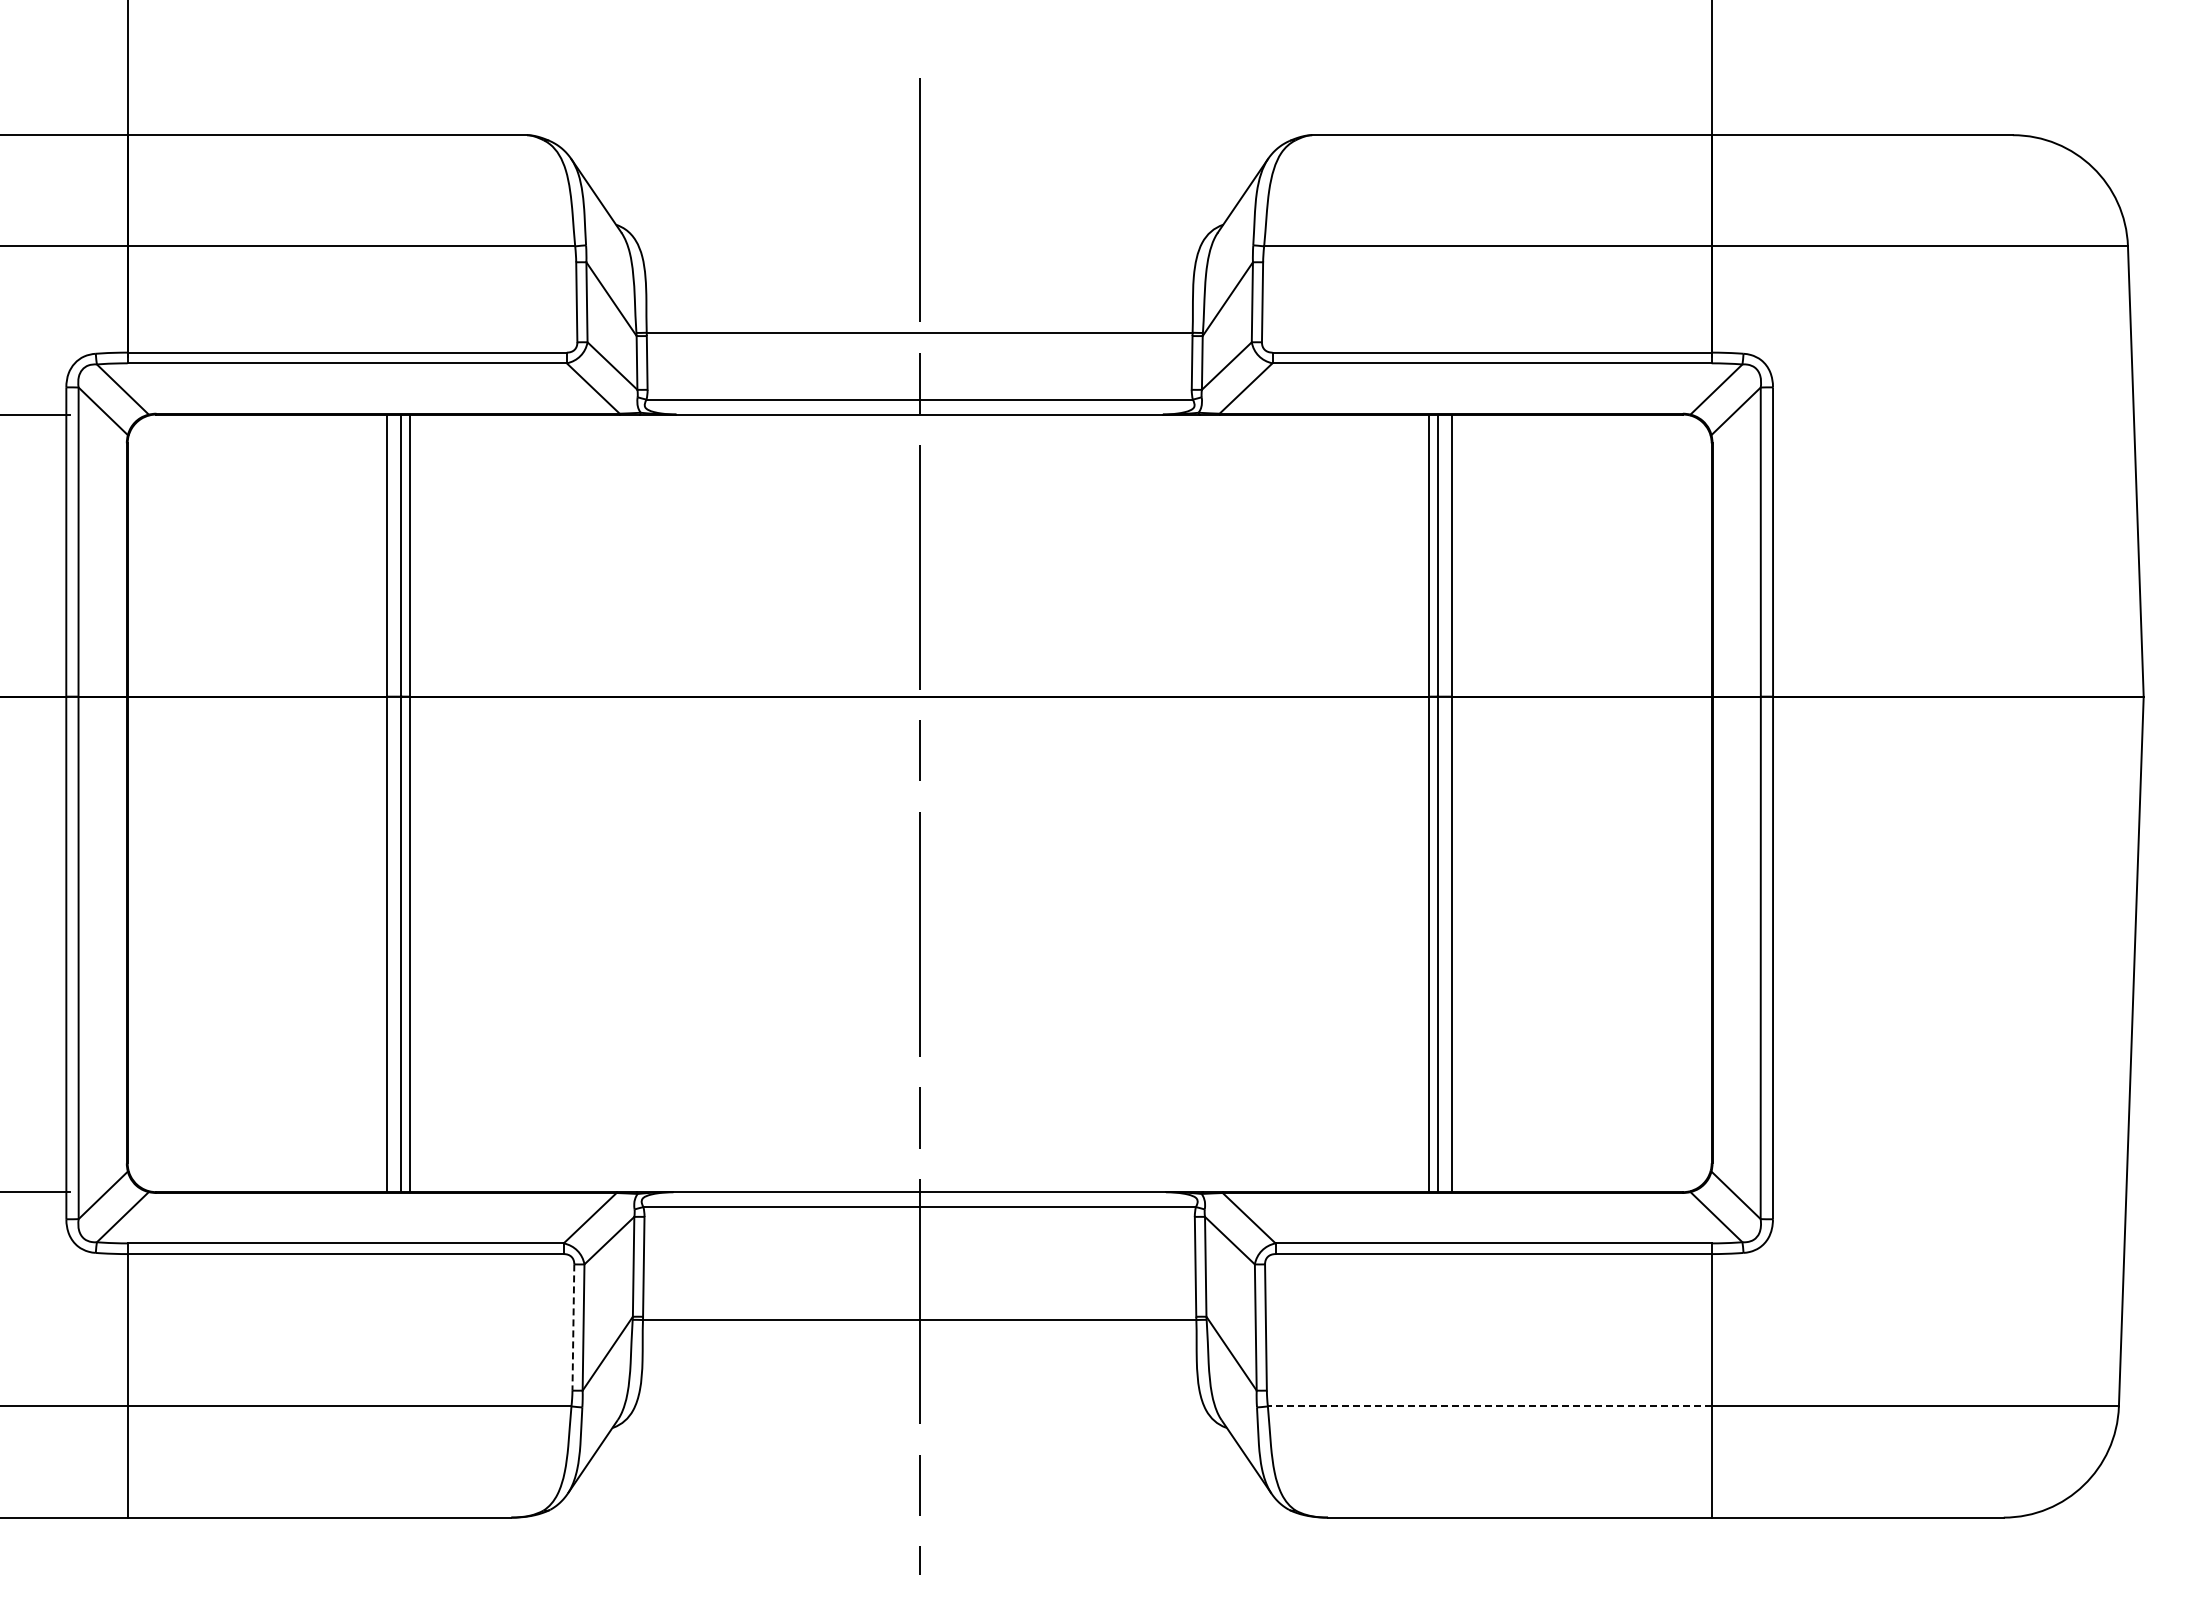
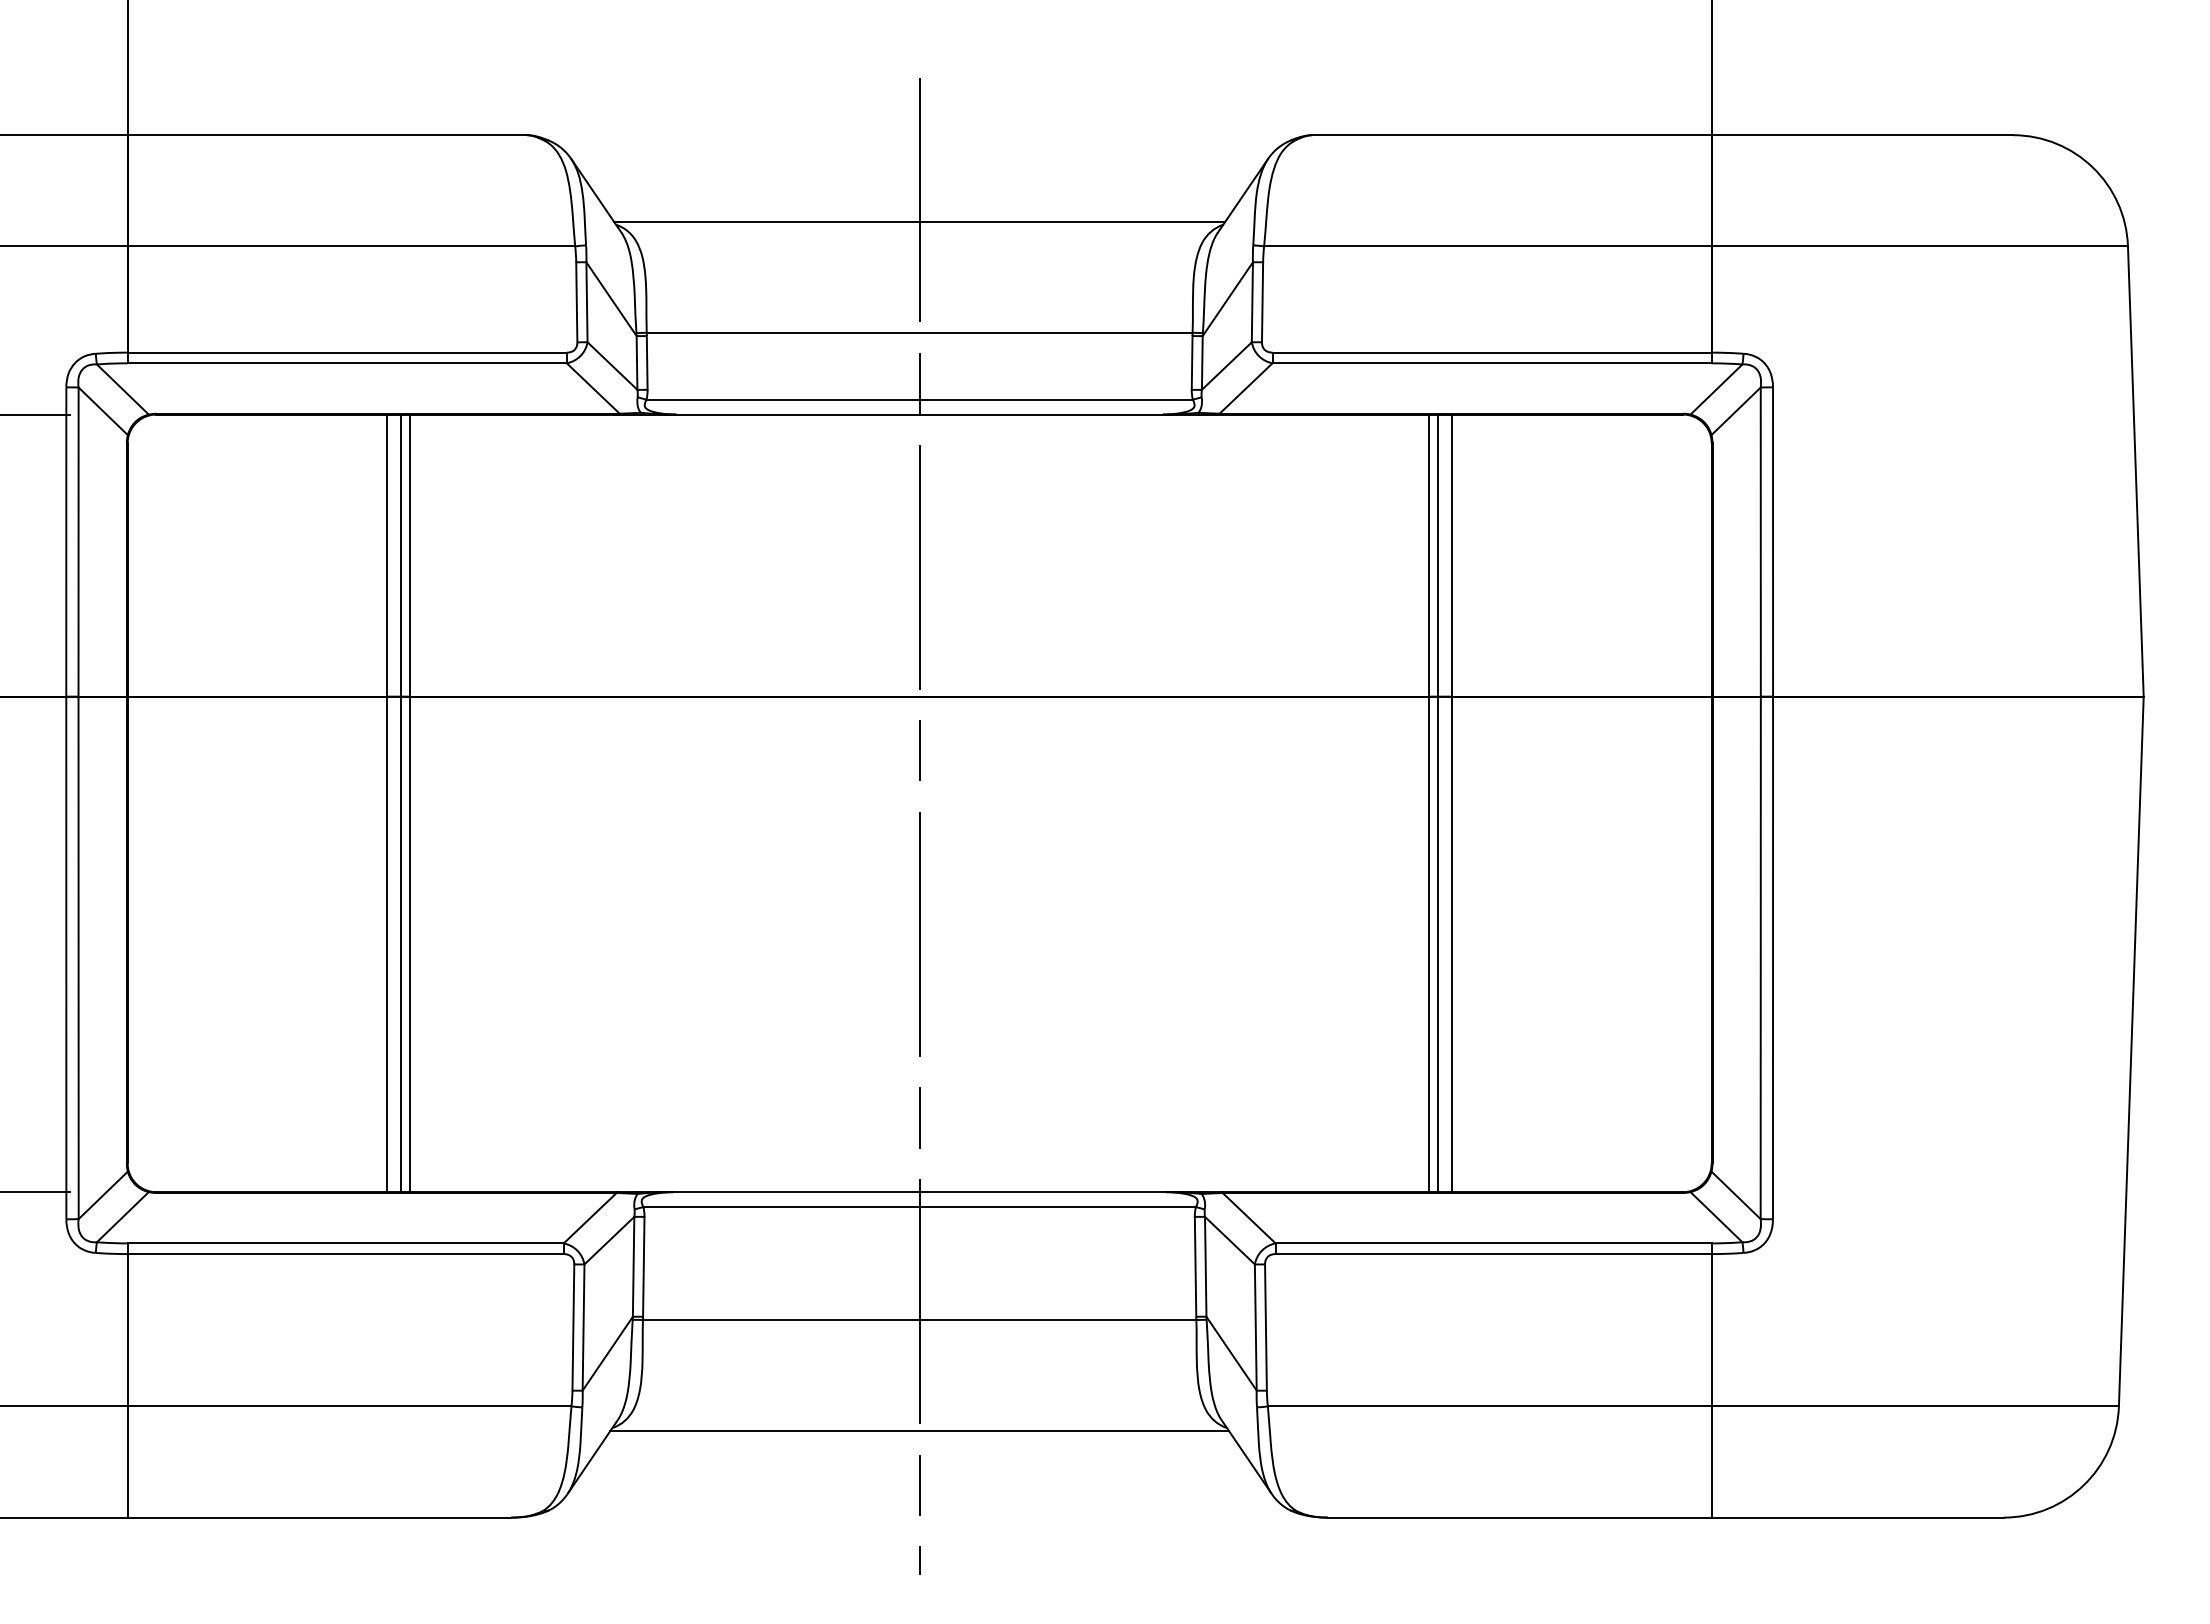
line: none -> present (919, 221)
line: dashed -> solid (573, 1328)
line: dashed -> solid (1489, 1406)
line: none -> present (919, 1431)
